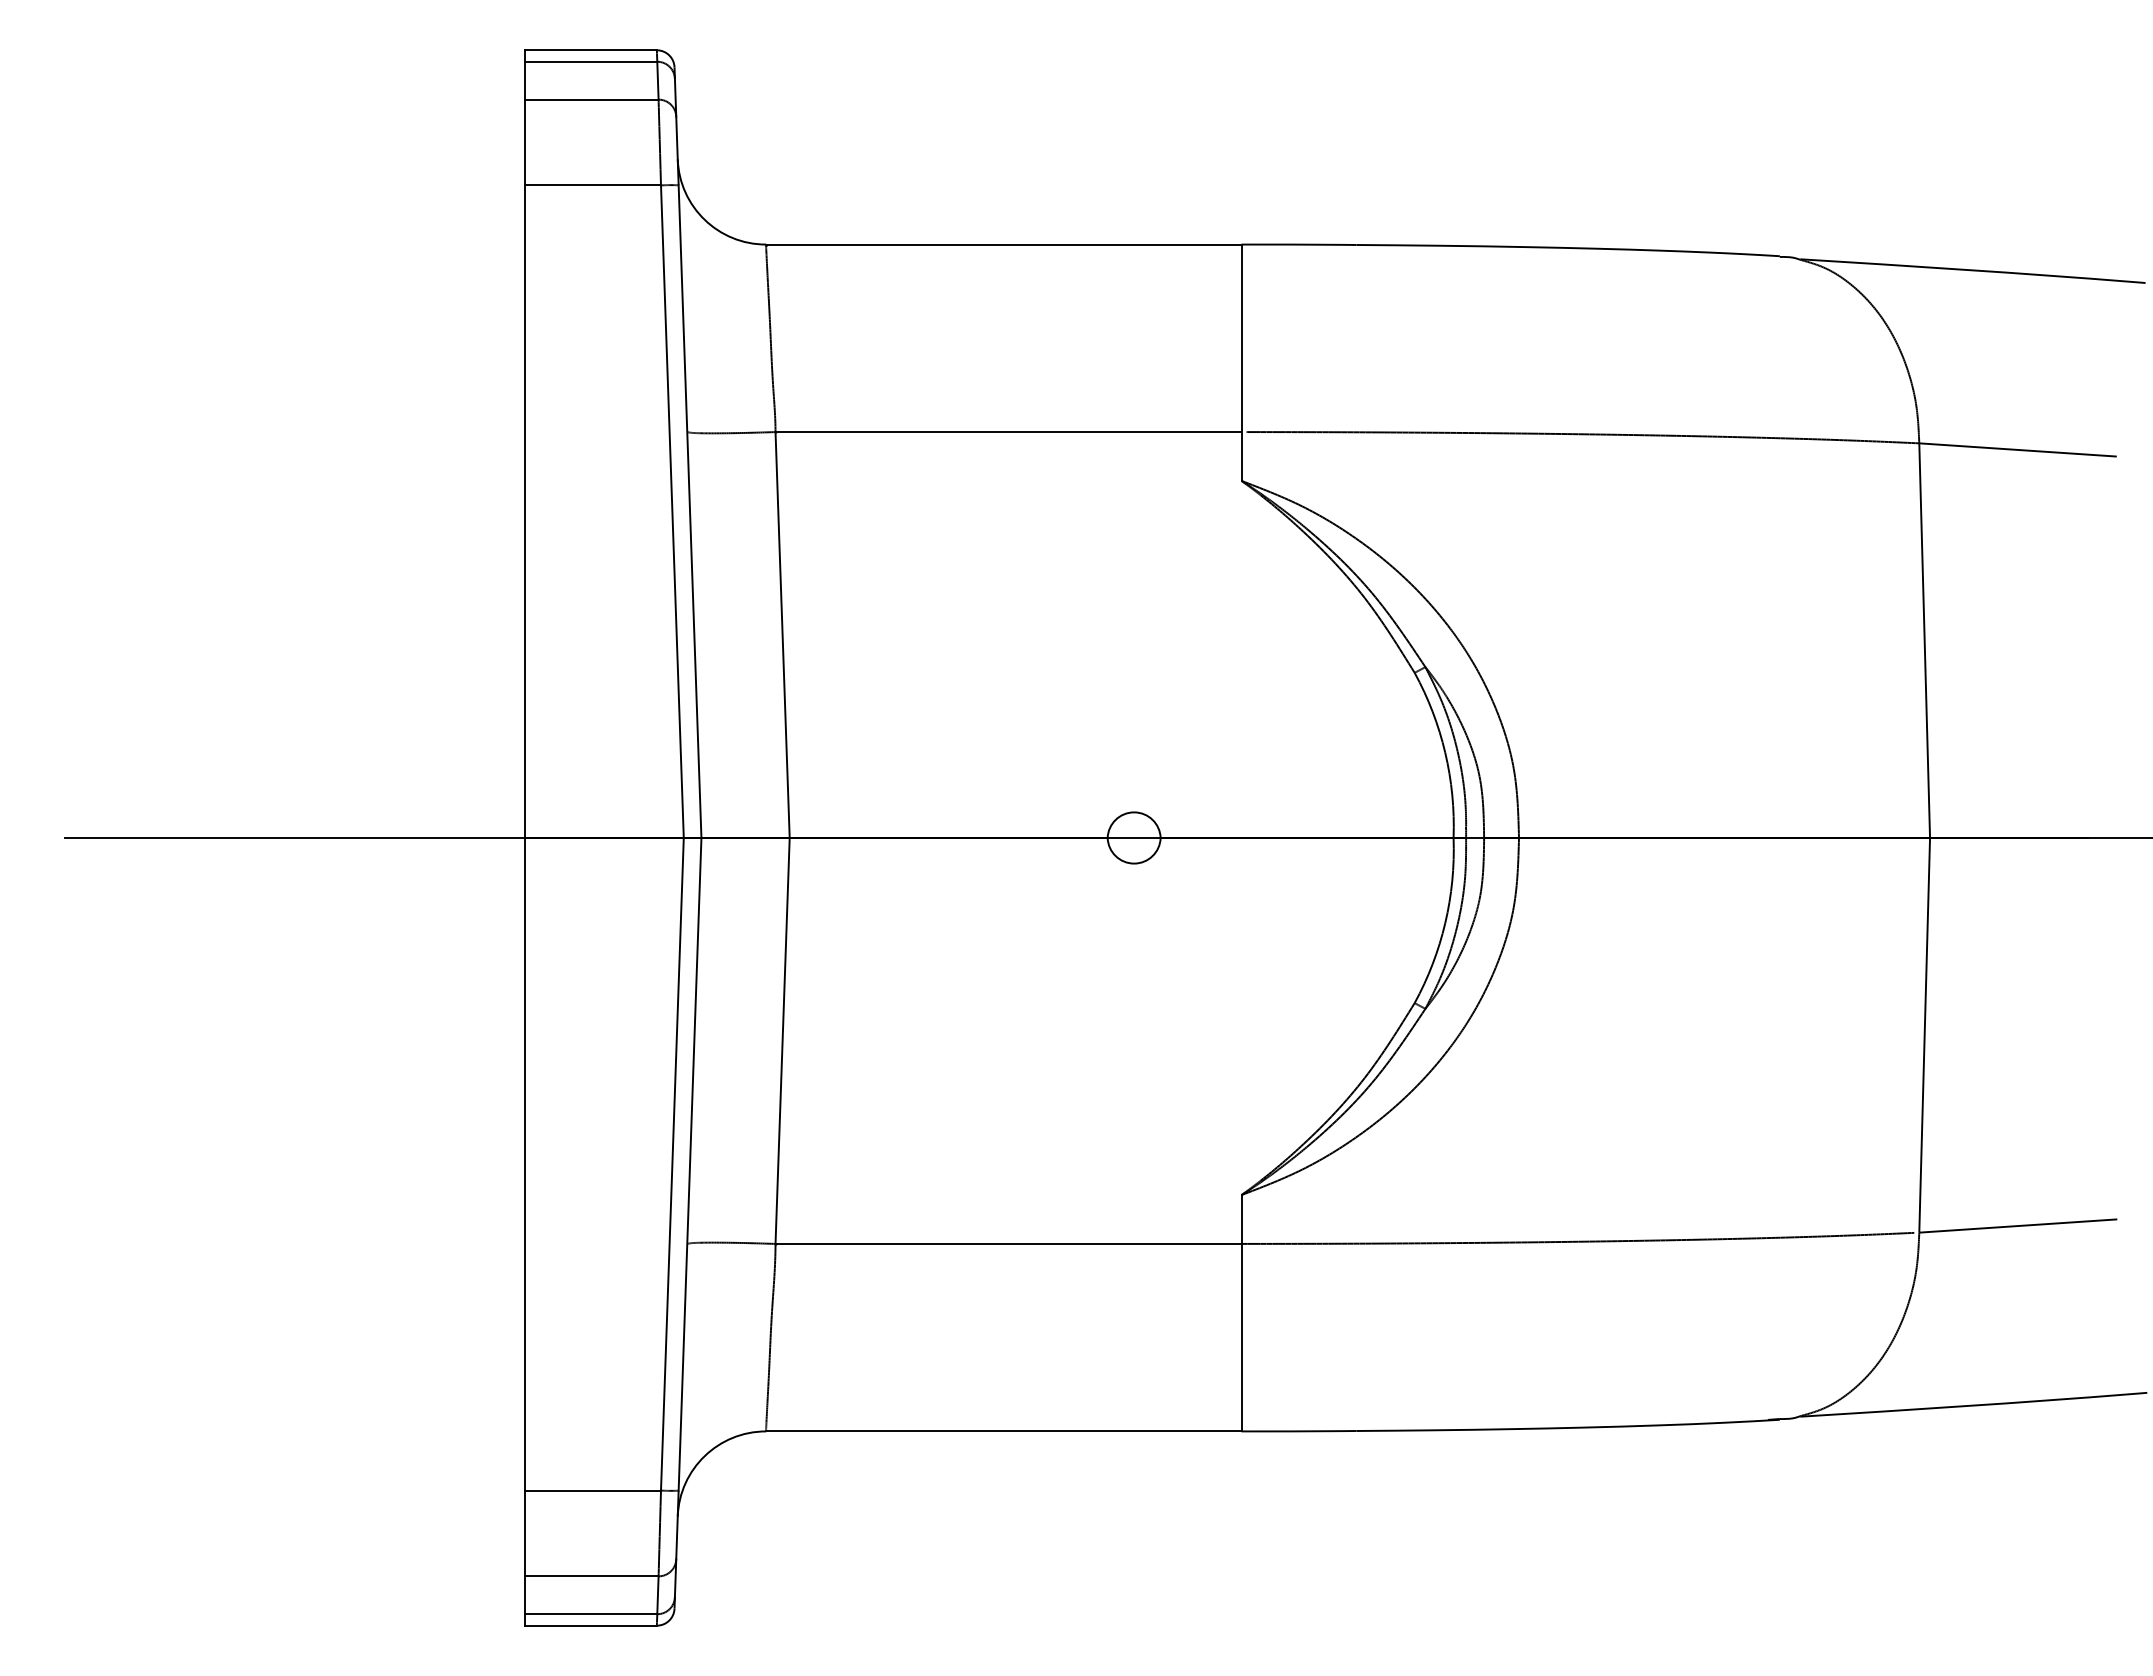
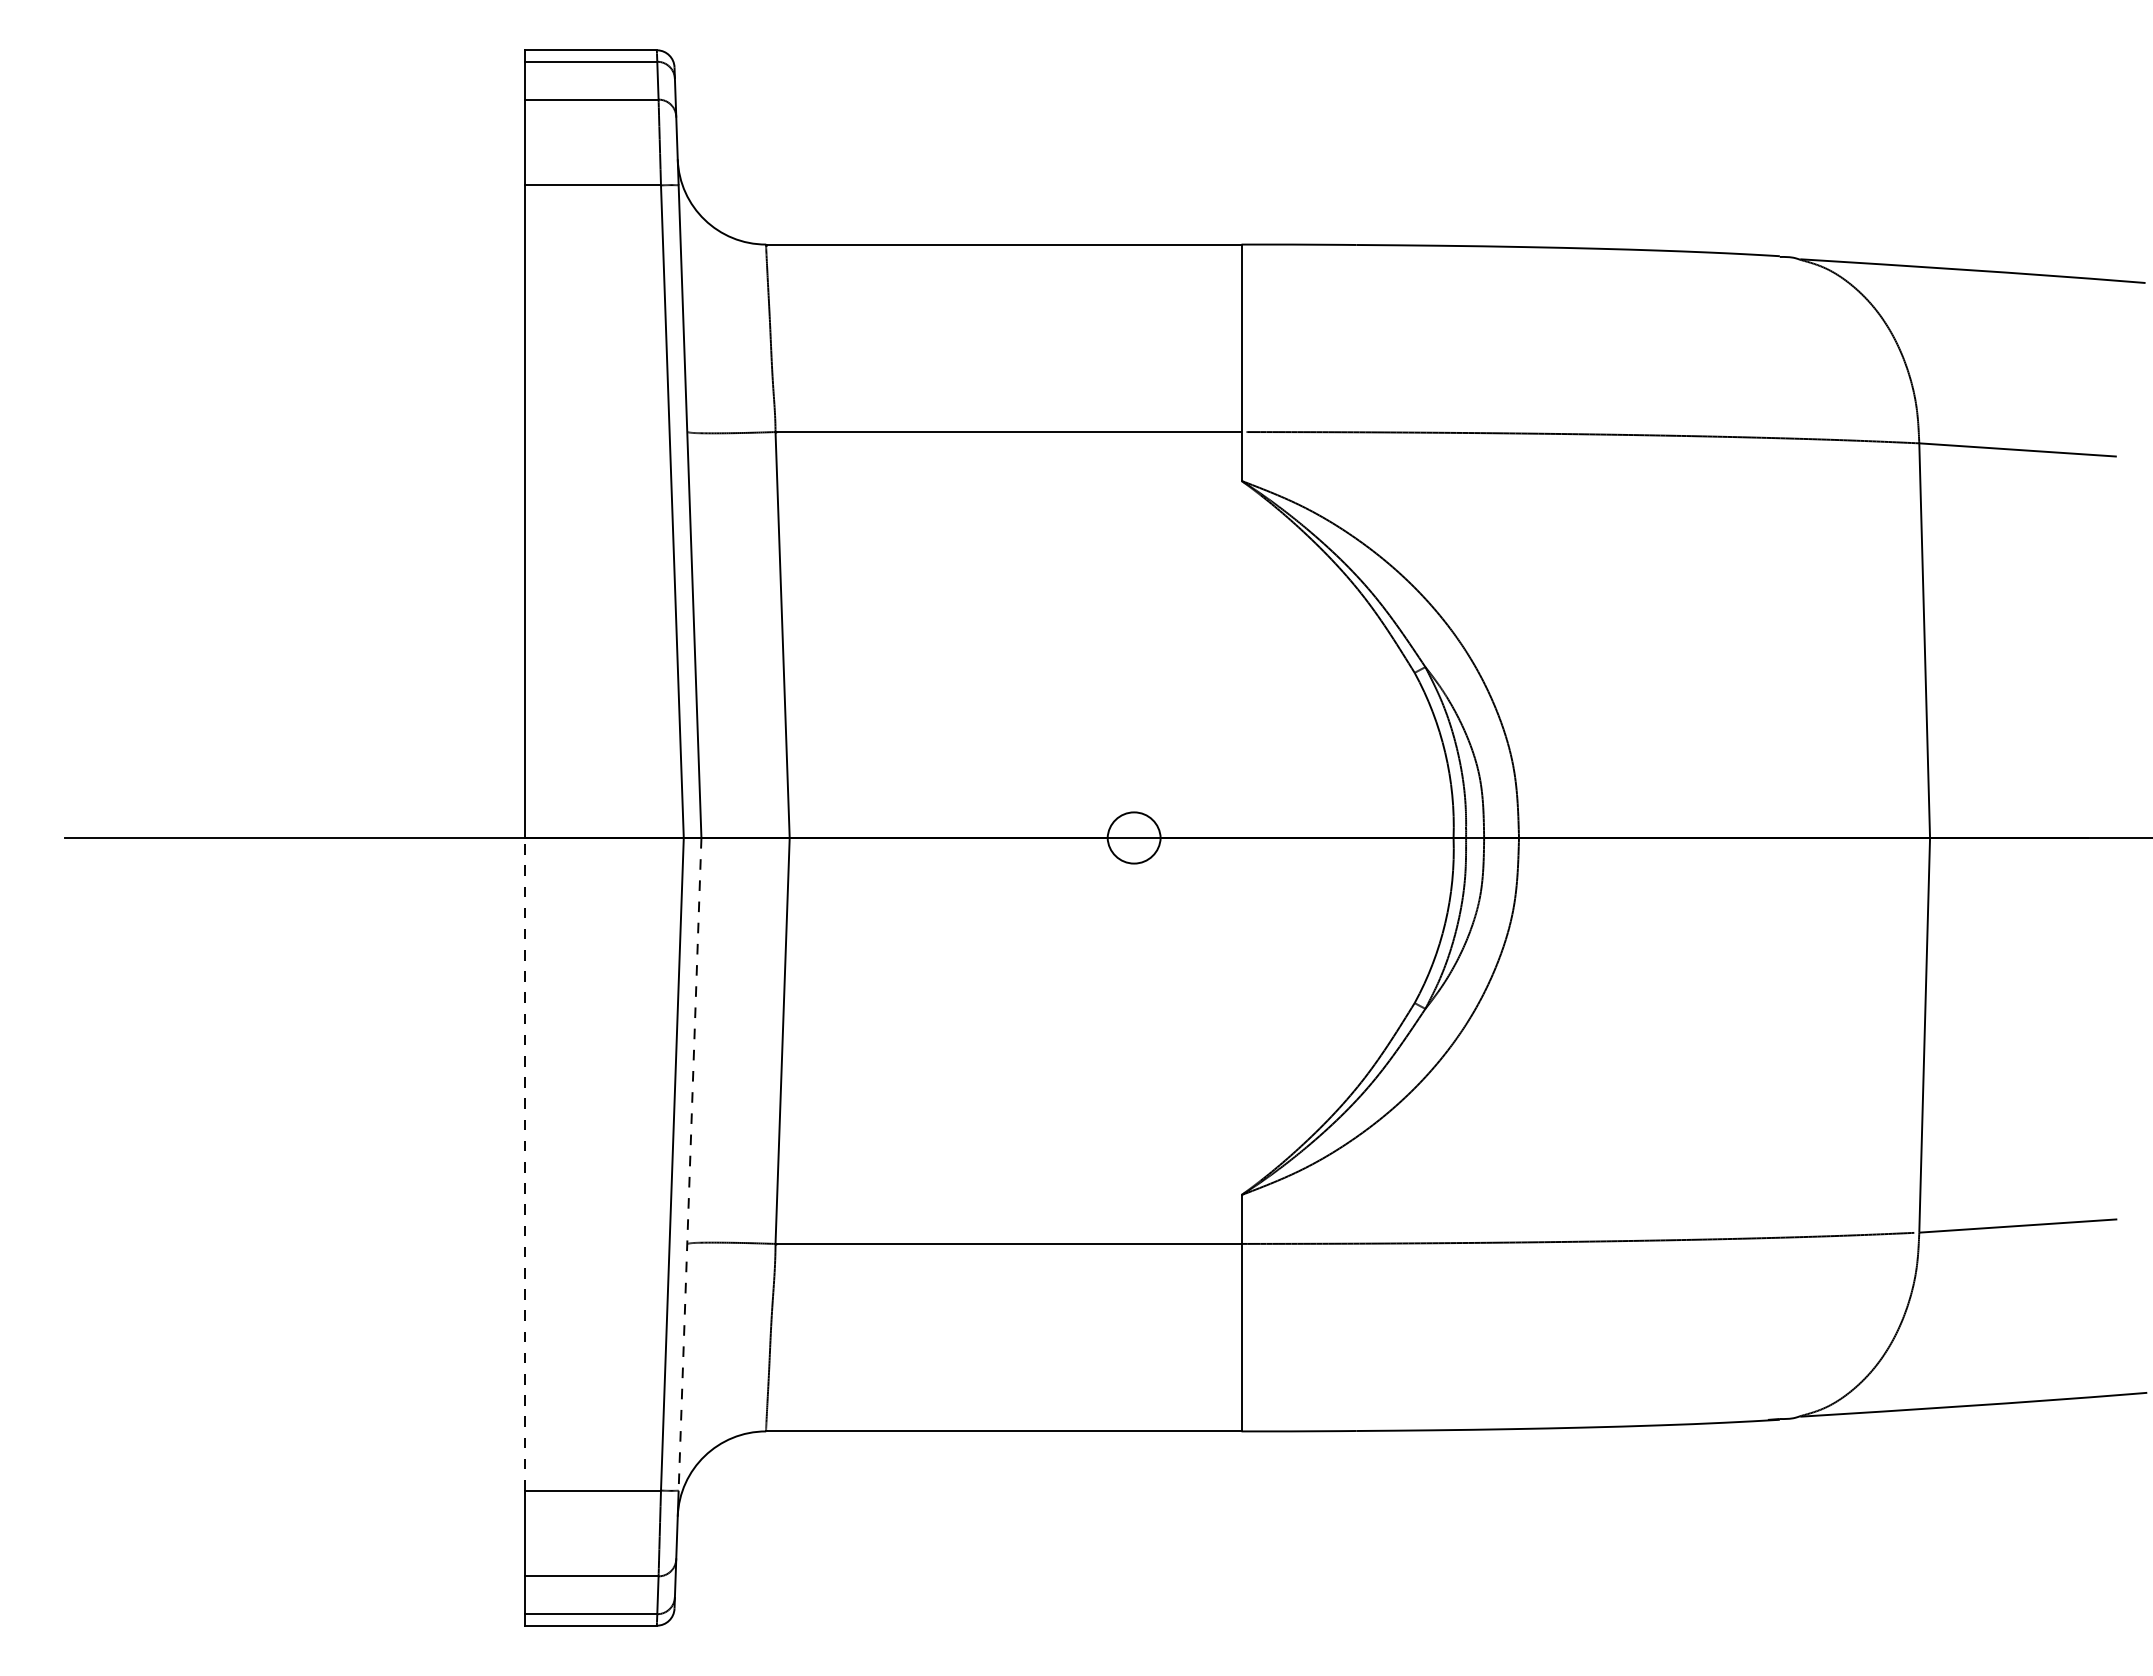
line: solid -> dashed (524, 1163)
line: solid -> dashed (690, 1164)
